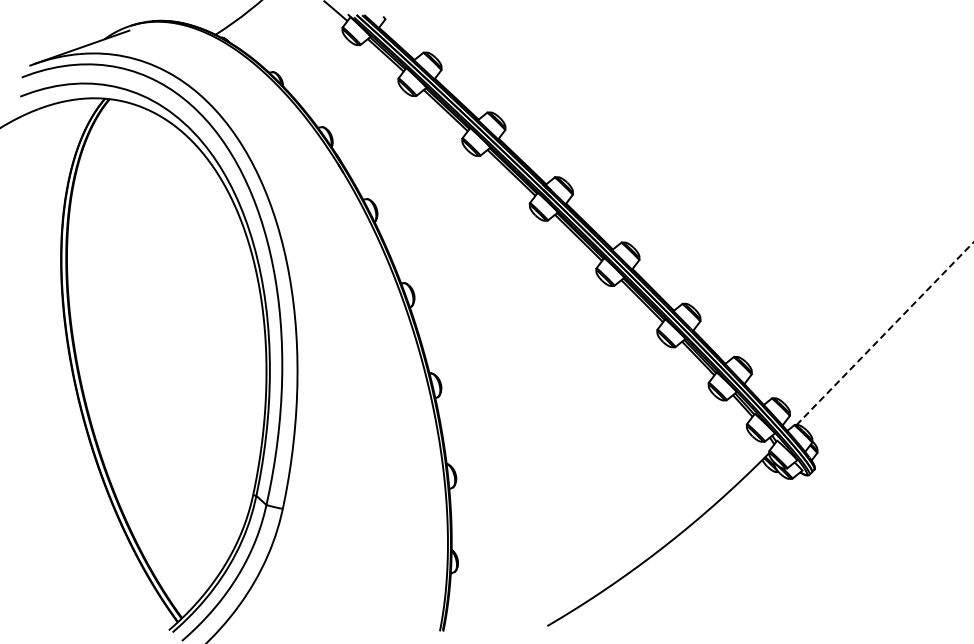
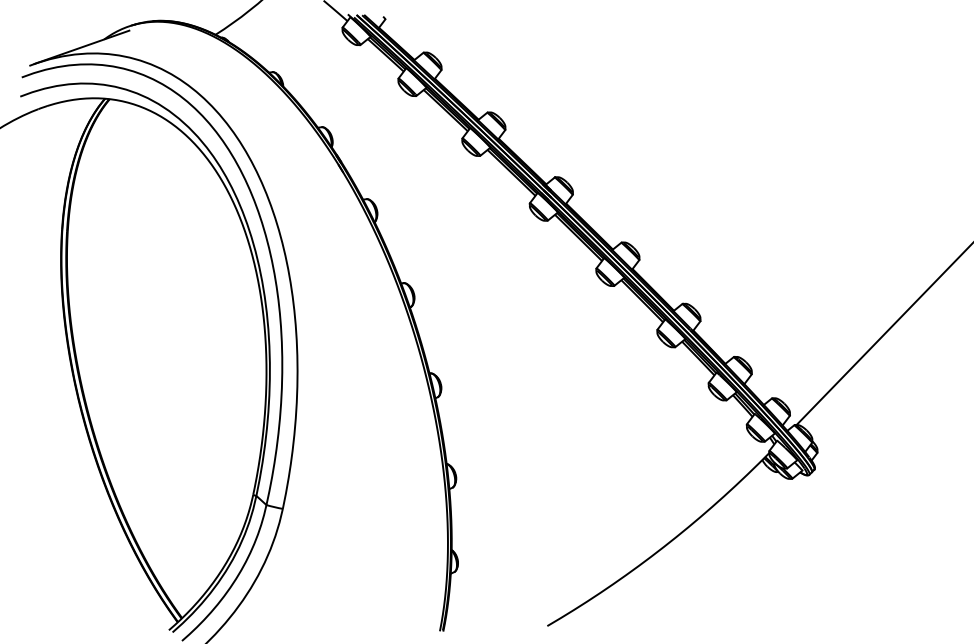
line: dashed -> solid (885, 333)
